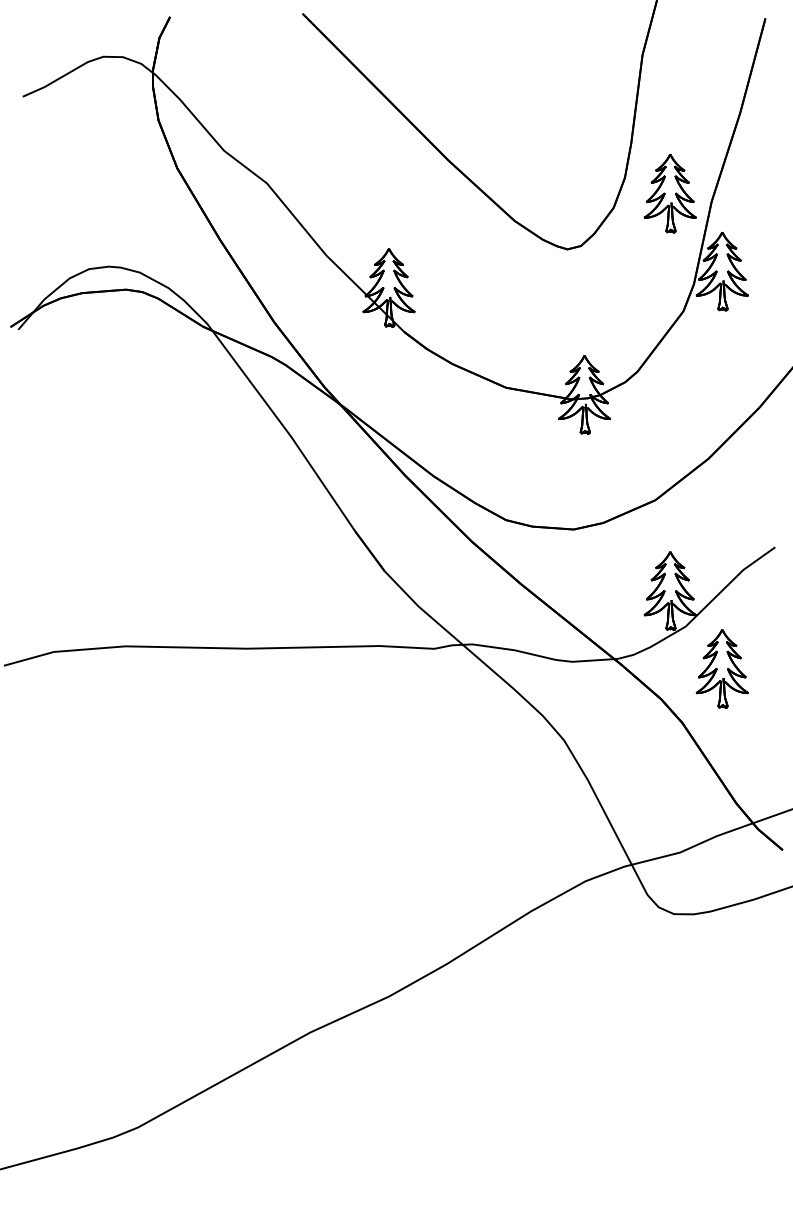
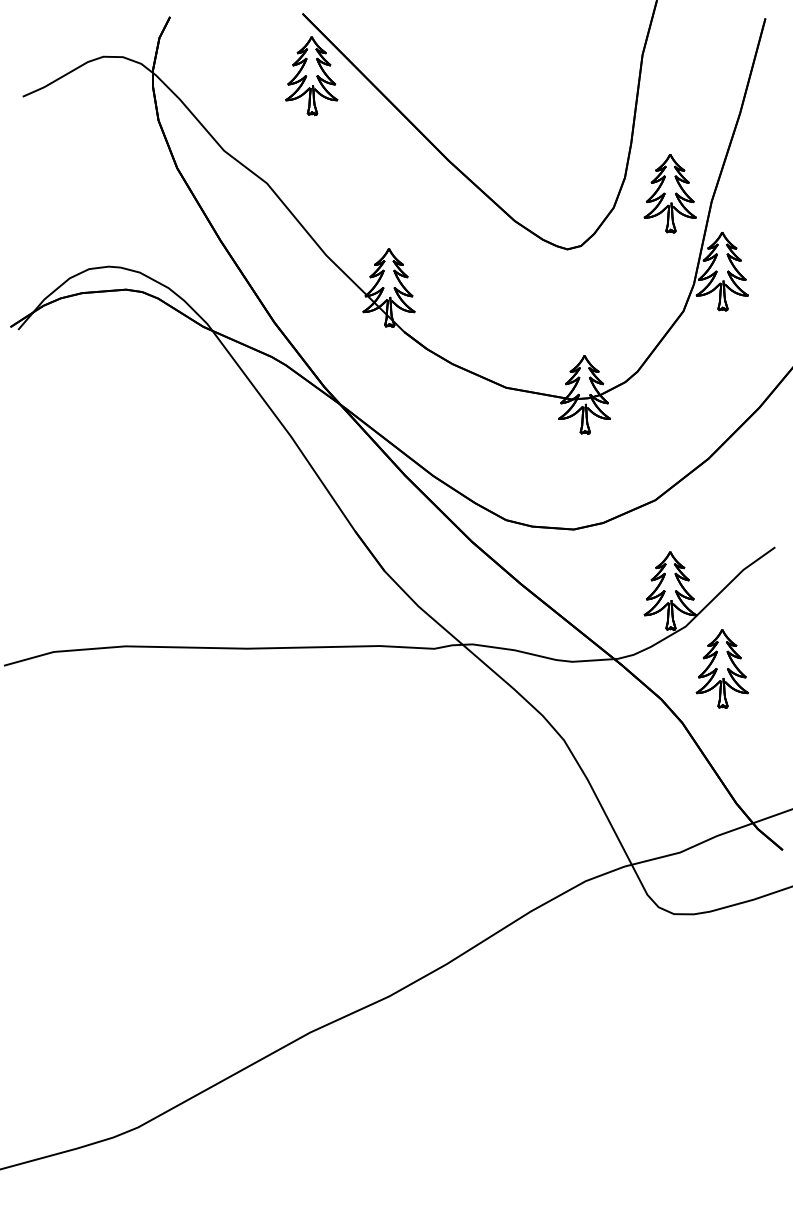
part: none -> present (311, 76)
